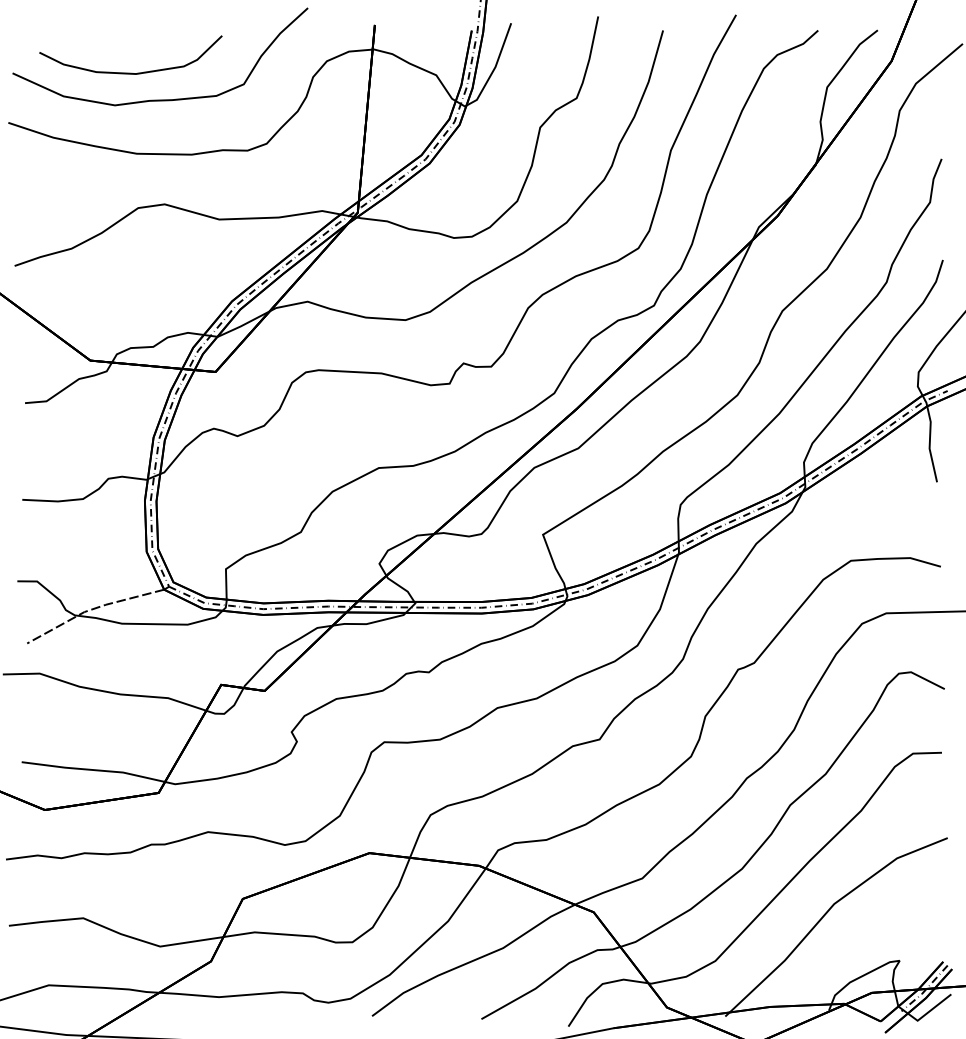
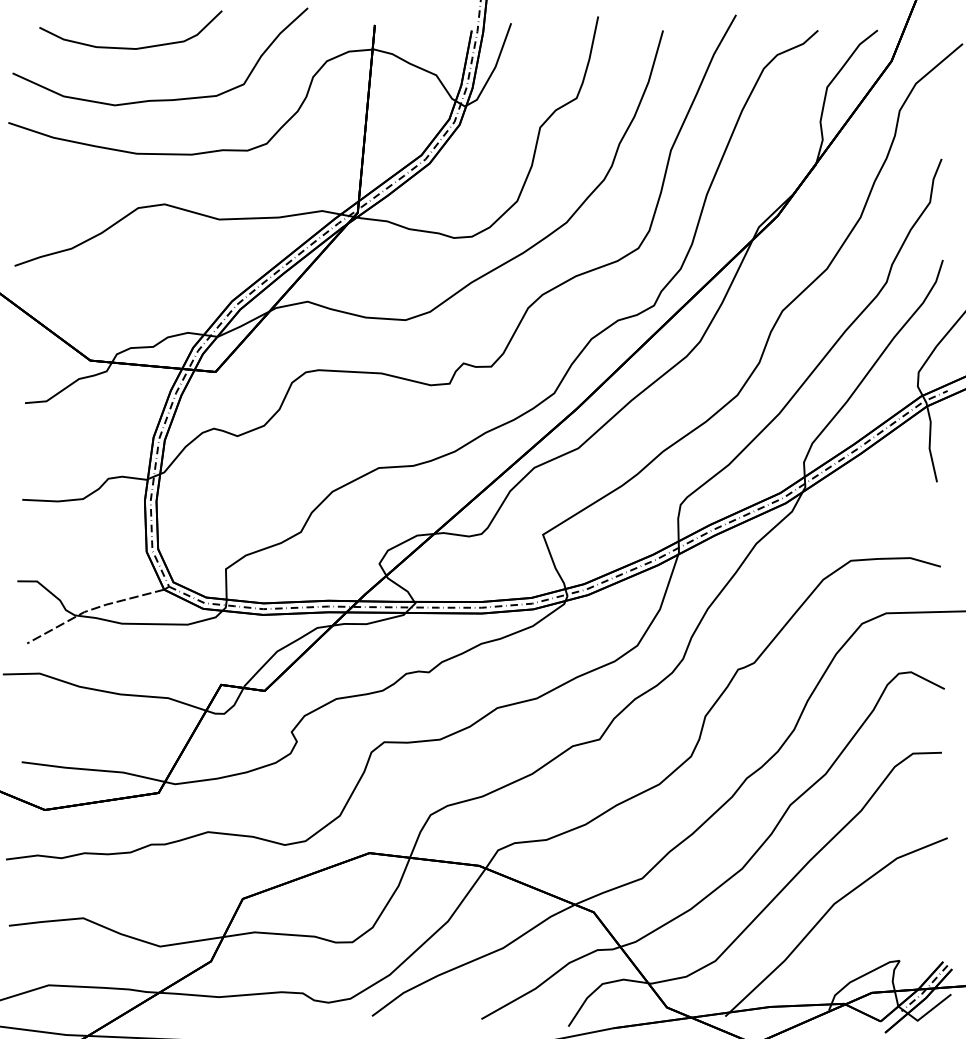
curve position: (130, 72) -> (130, 47) (130, 47)
